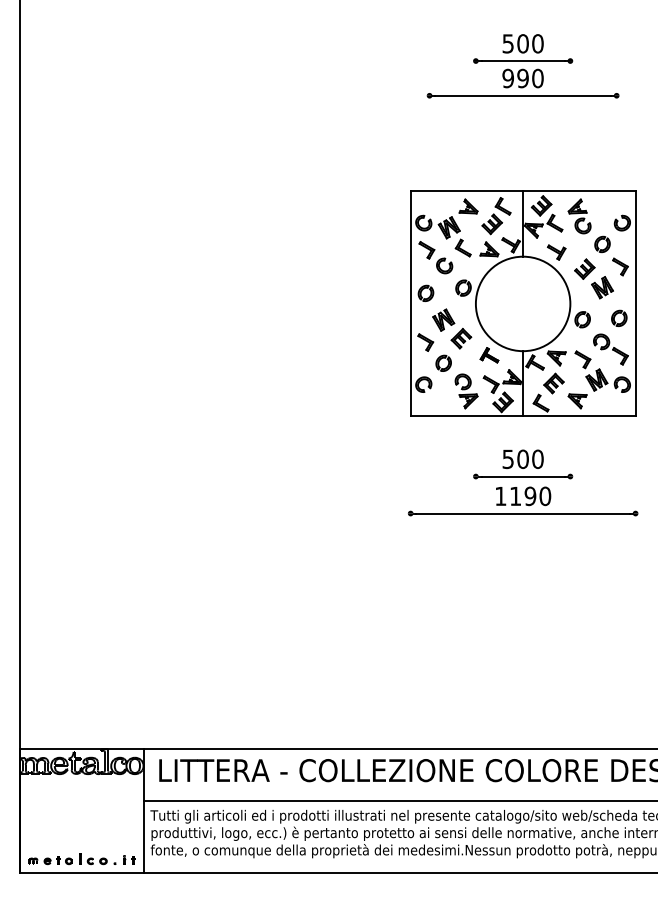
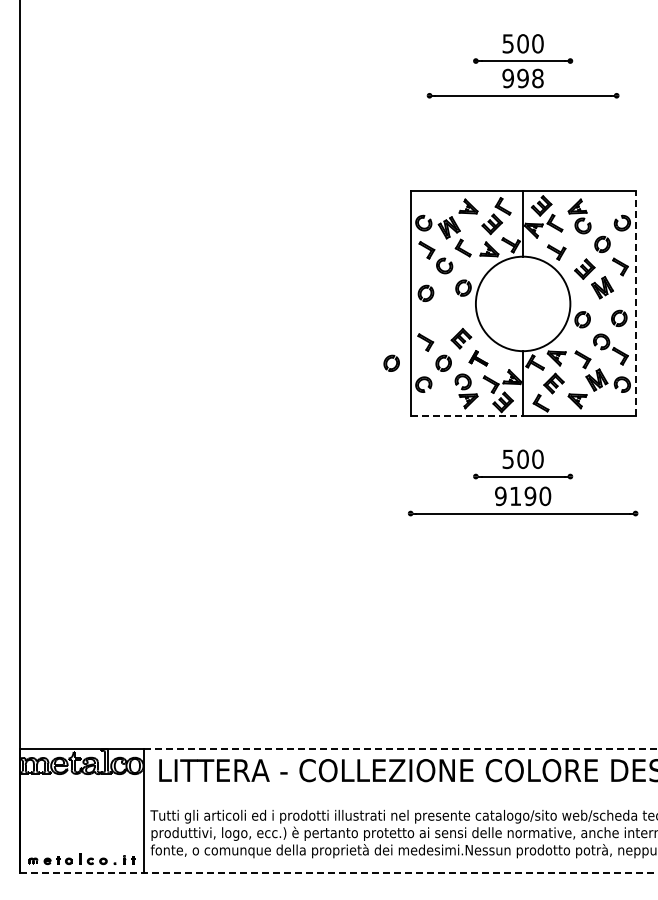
text: 990 -> 998 (537, 78)
line: solid -> dashed (635, 303)
part: present -> none (443, 319)
part position: (489, 355) -> (478, 358) (478, 358)
part: none -> present (391, 362)
line: solid -> dashed (467, 416)
text: 1190 -> 9190 (500, 496)
line: solid -> dashed (400, 749)
line: present -> none (398, 800)
line: solid -> dashed (338, 873)
